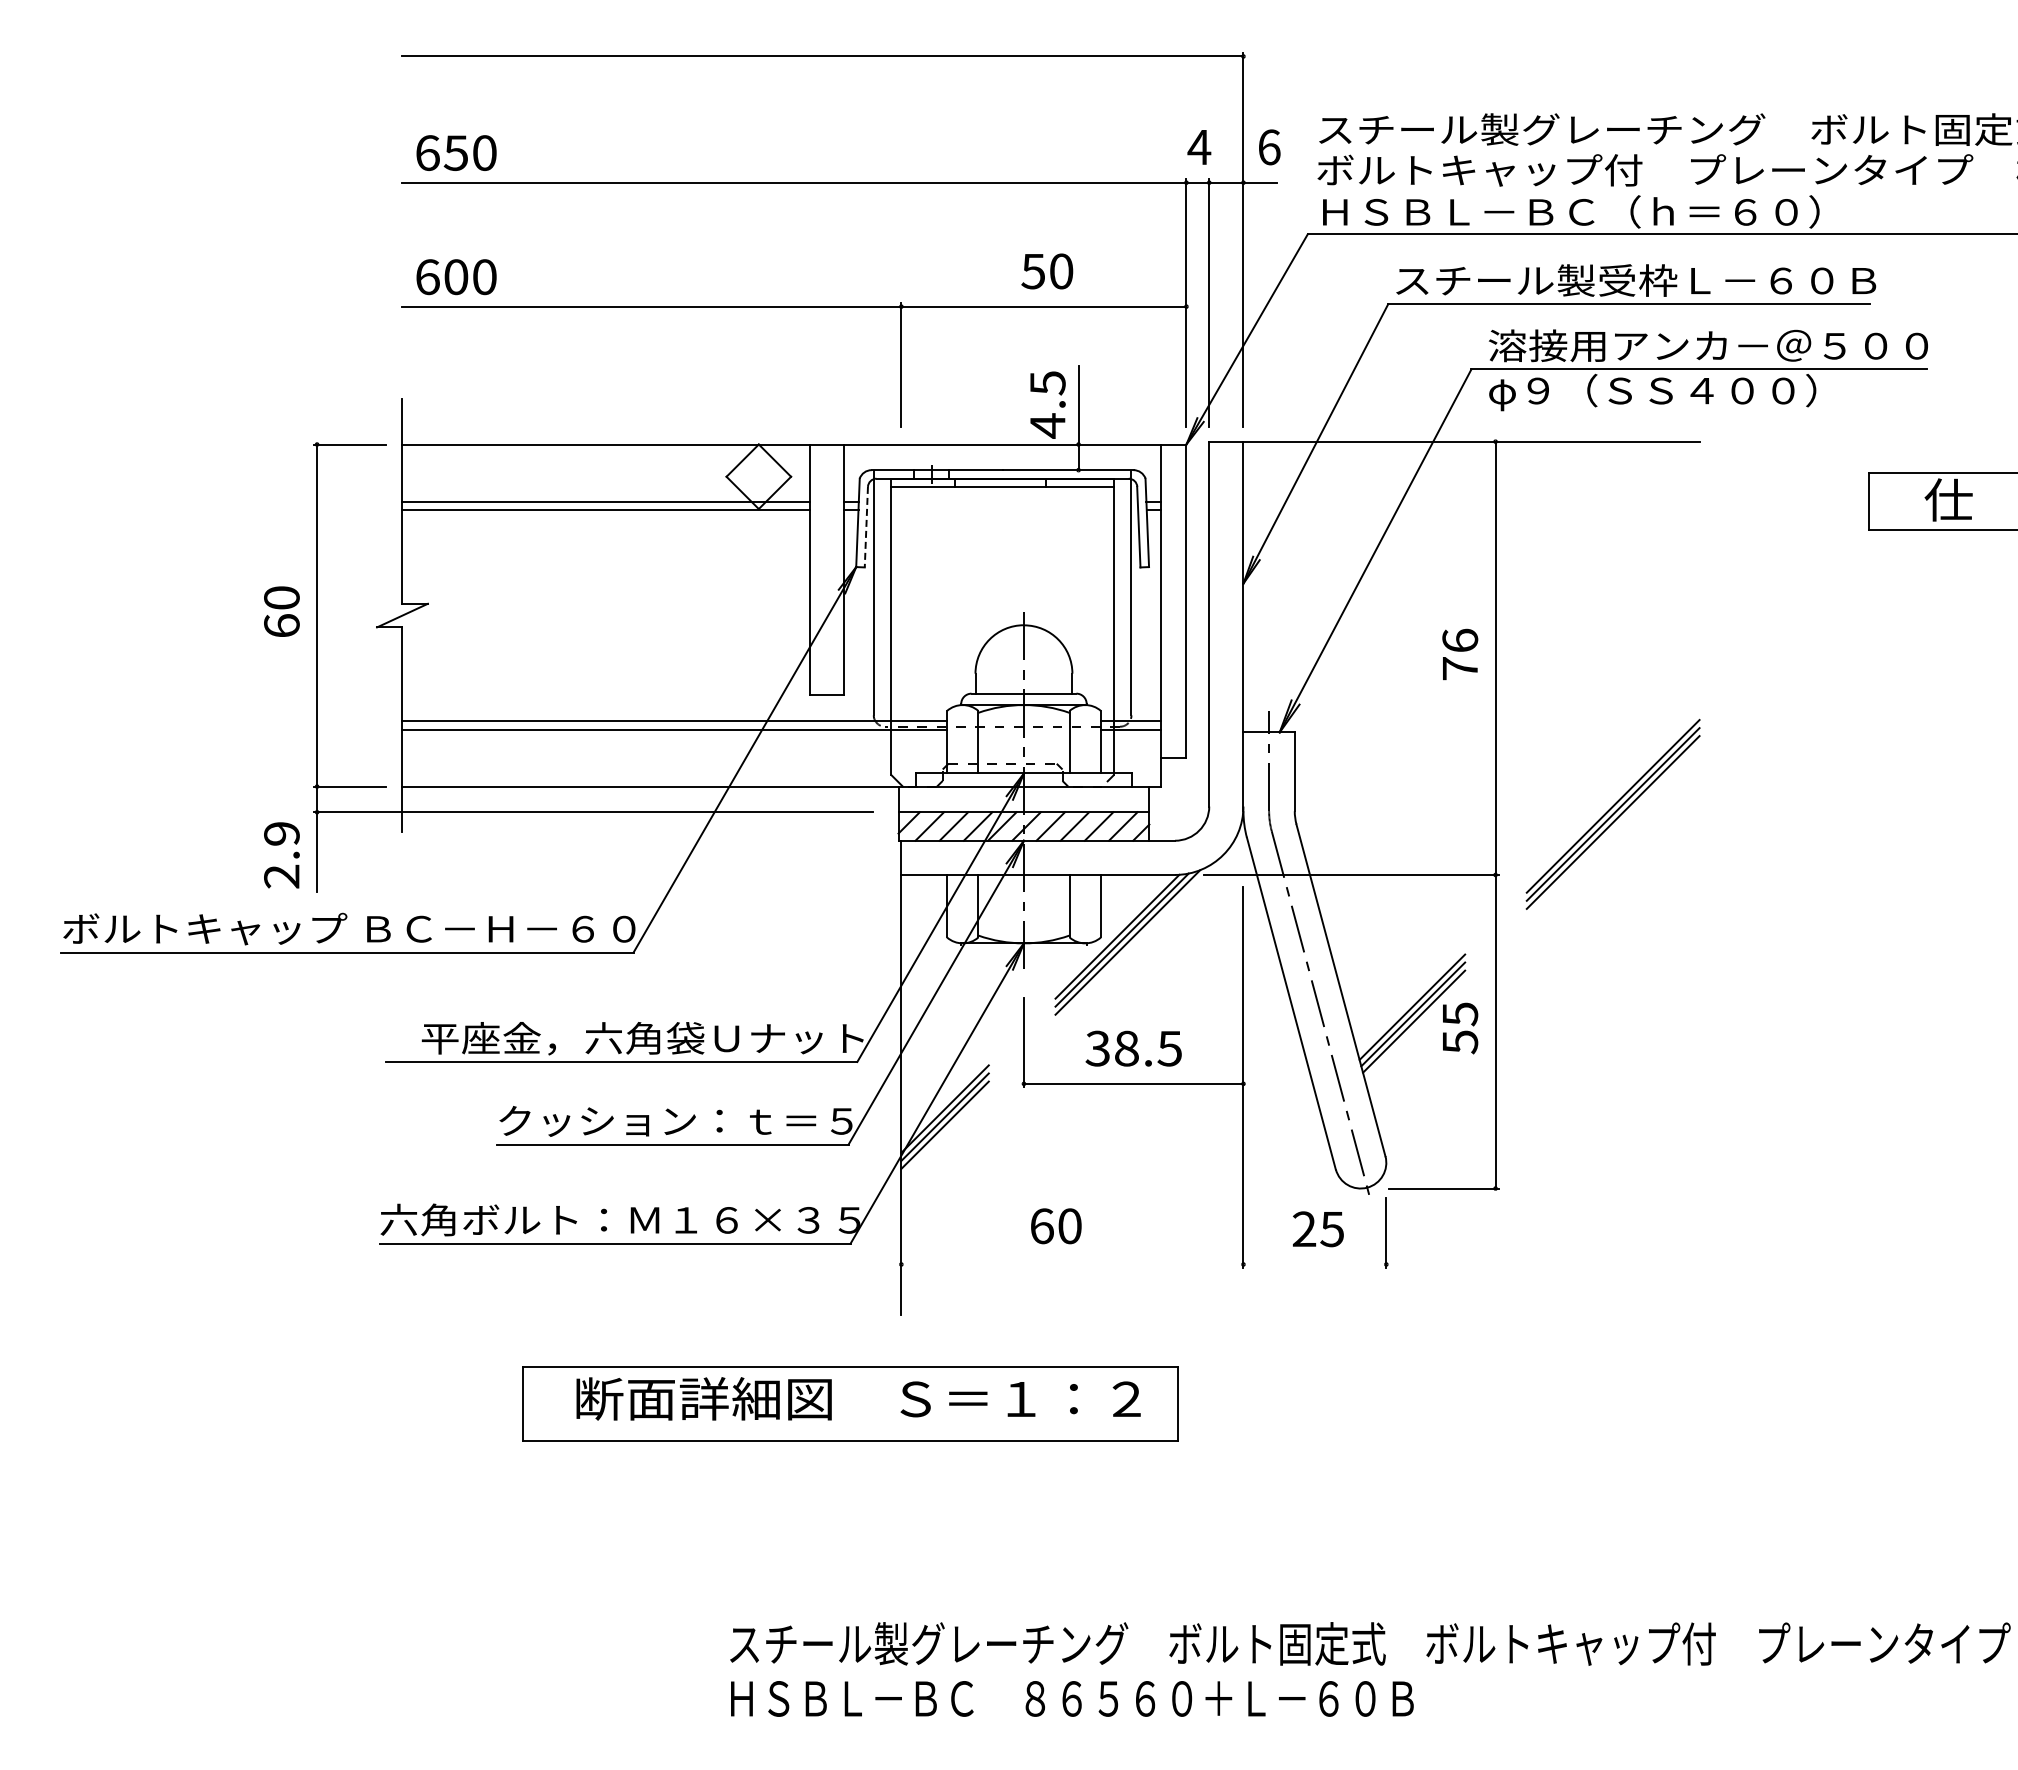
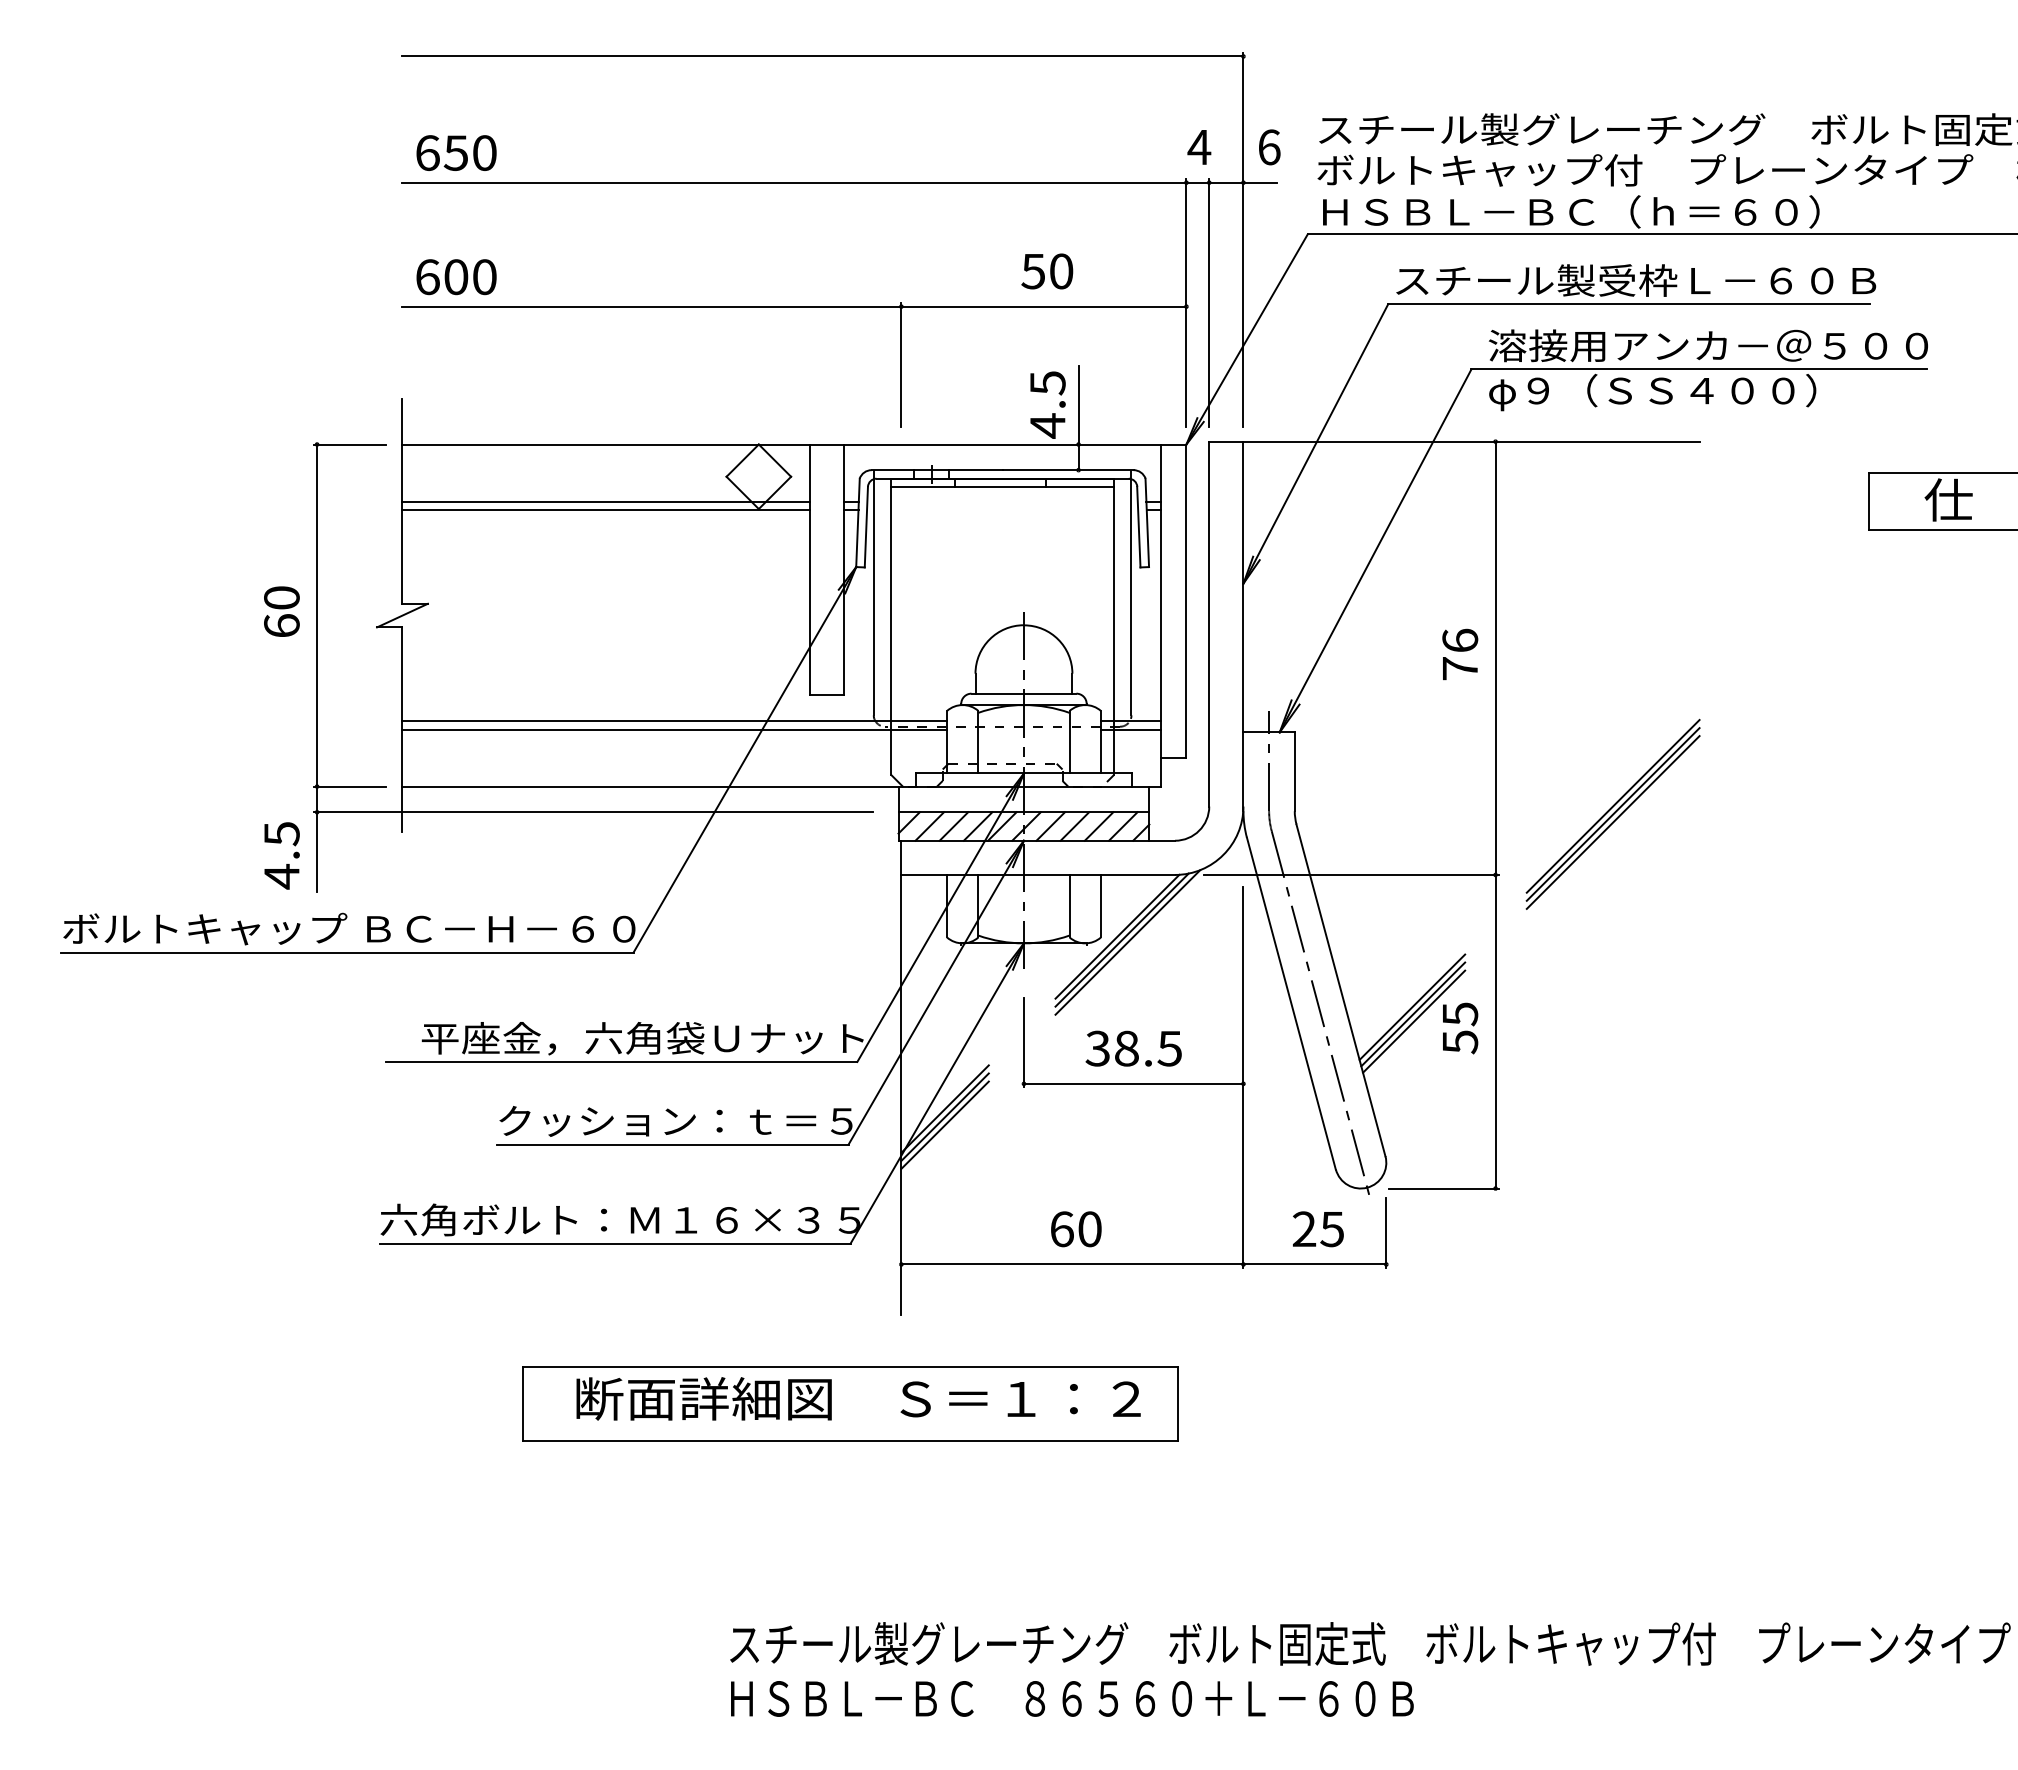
line: dashed -> solid (866, 527)
text: 2.9 -> 4.5 (281, 855)
text position: (1056, 1226) -> (1076, 1229) (1076, 1229)
line: none -> present (1143, 1264)
